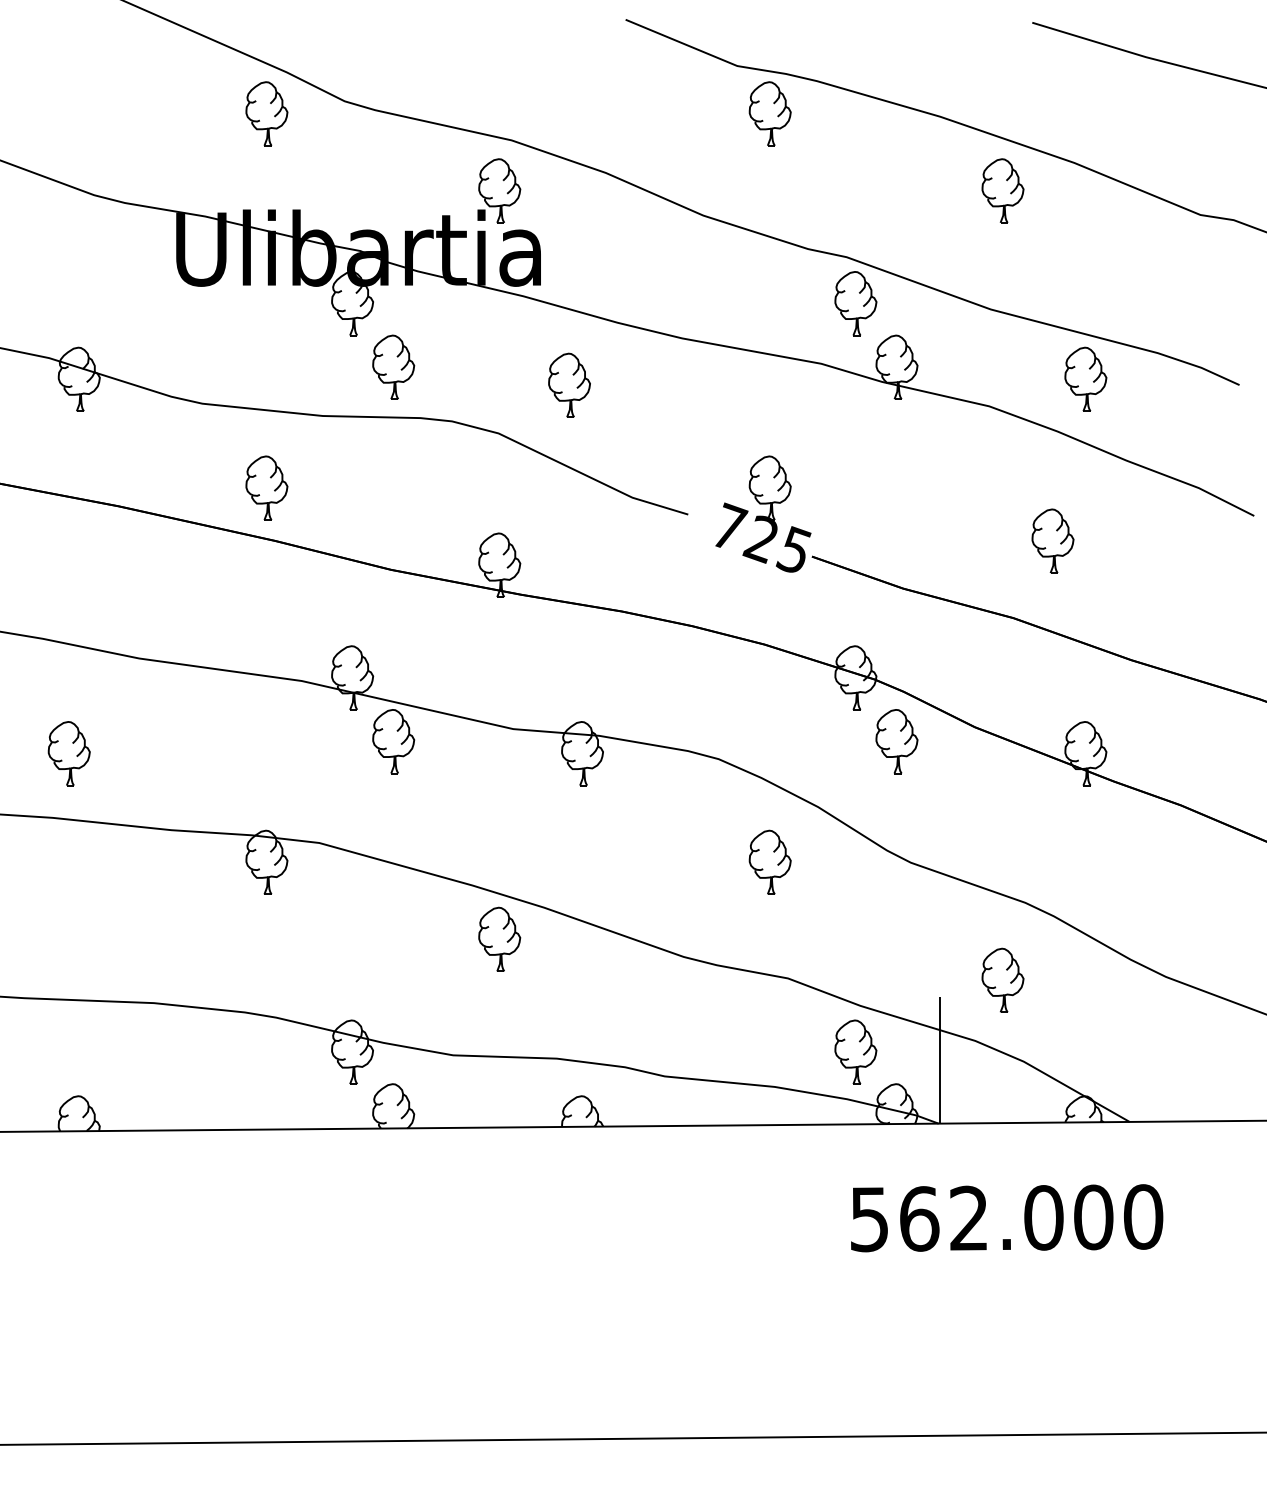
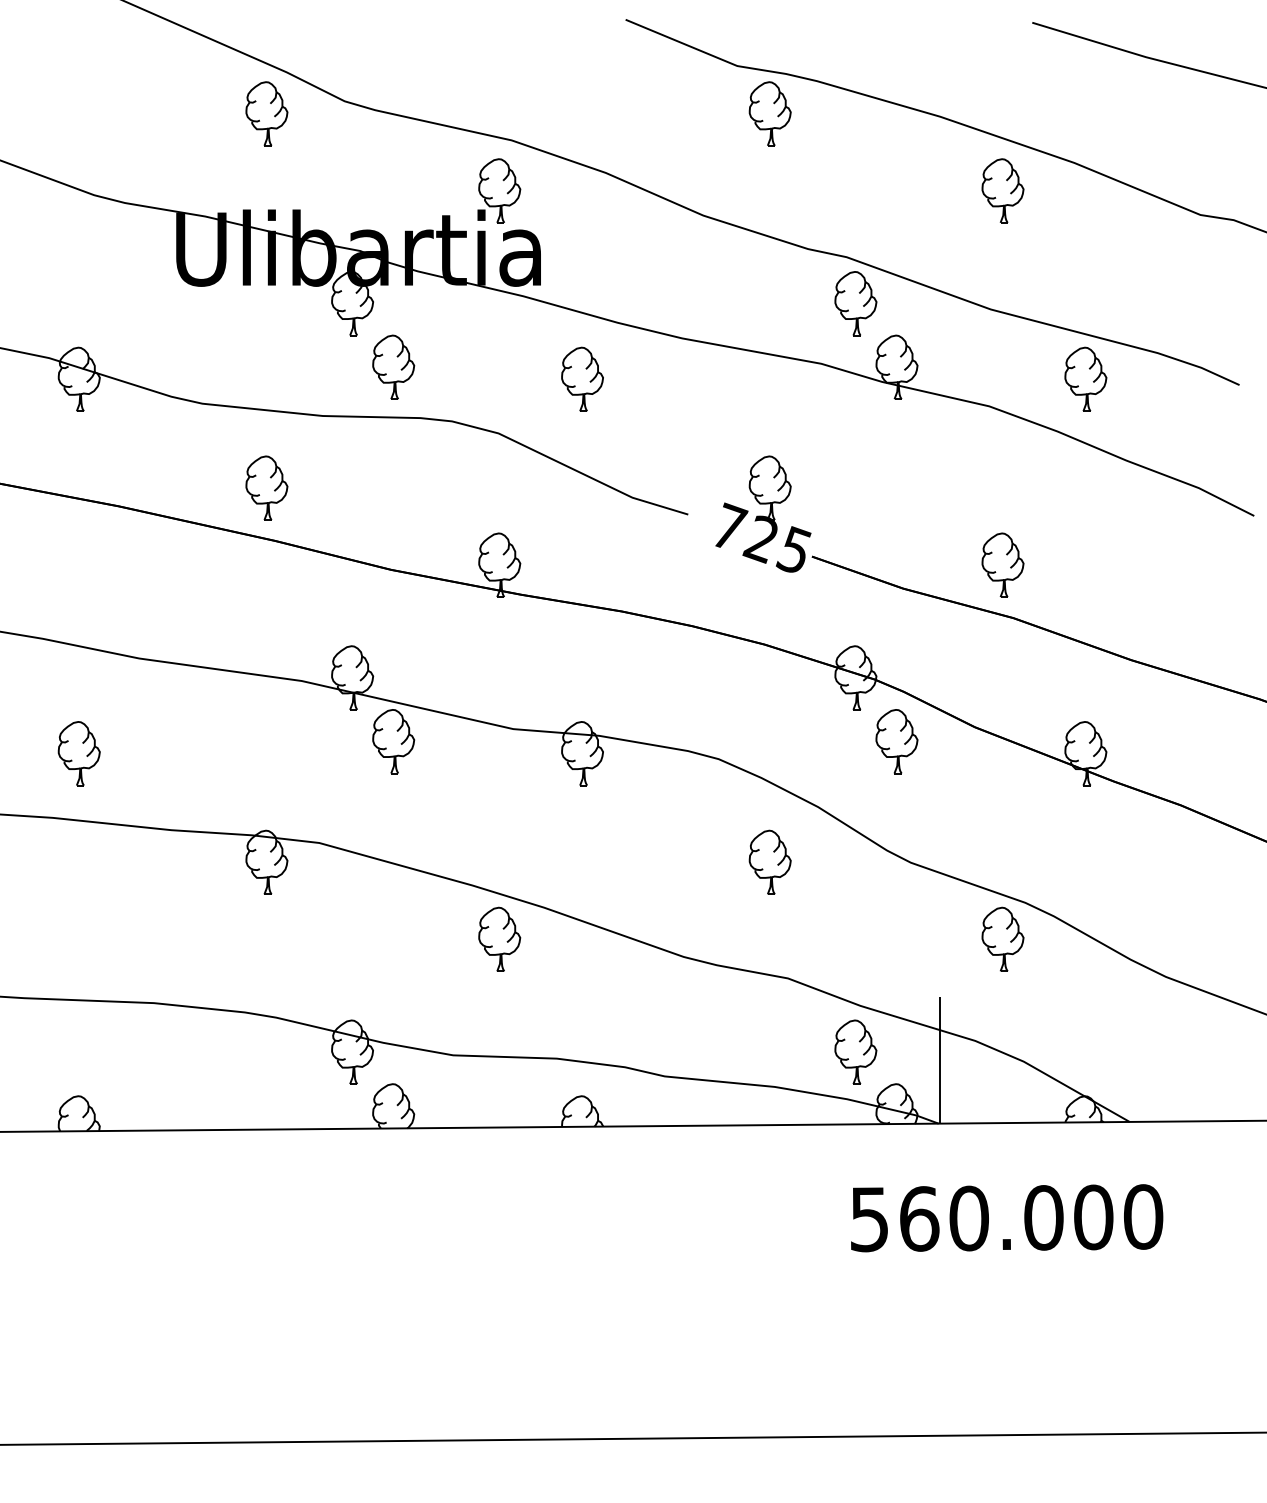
part position: (569, 384) -> (582, 378) (582, 378)
part position: (1052, 540) -> (1002, 564) (1002, 564)
part position: (68, 753) -> (78, 753) (78, 753)
part position: (1002, 979) -> (1002, 938) (1002, 938)
text: 562.000 -> 560.000 (968, 1218)
